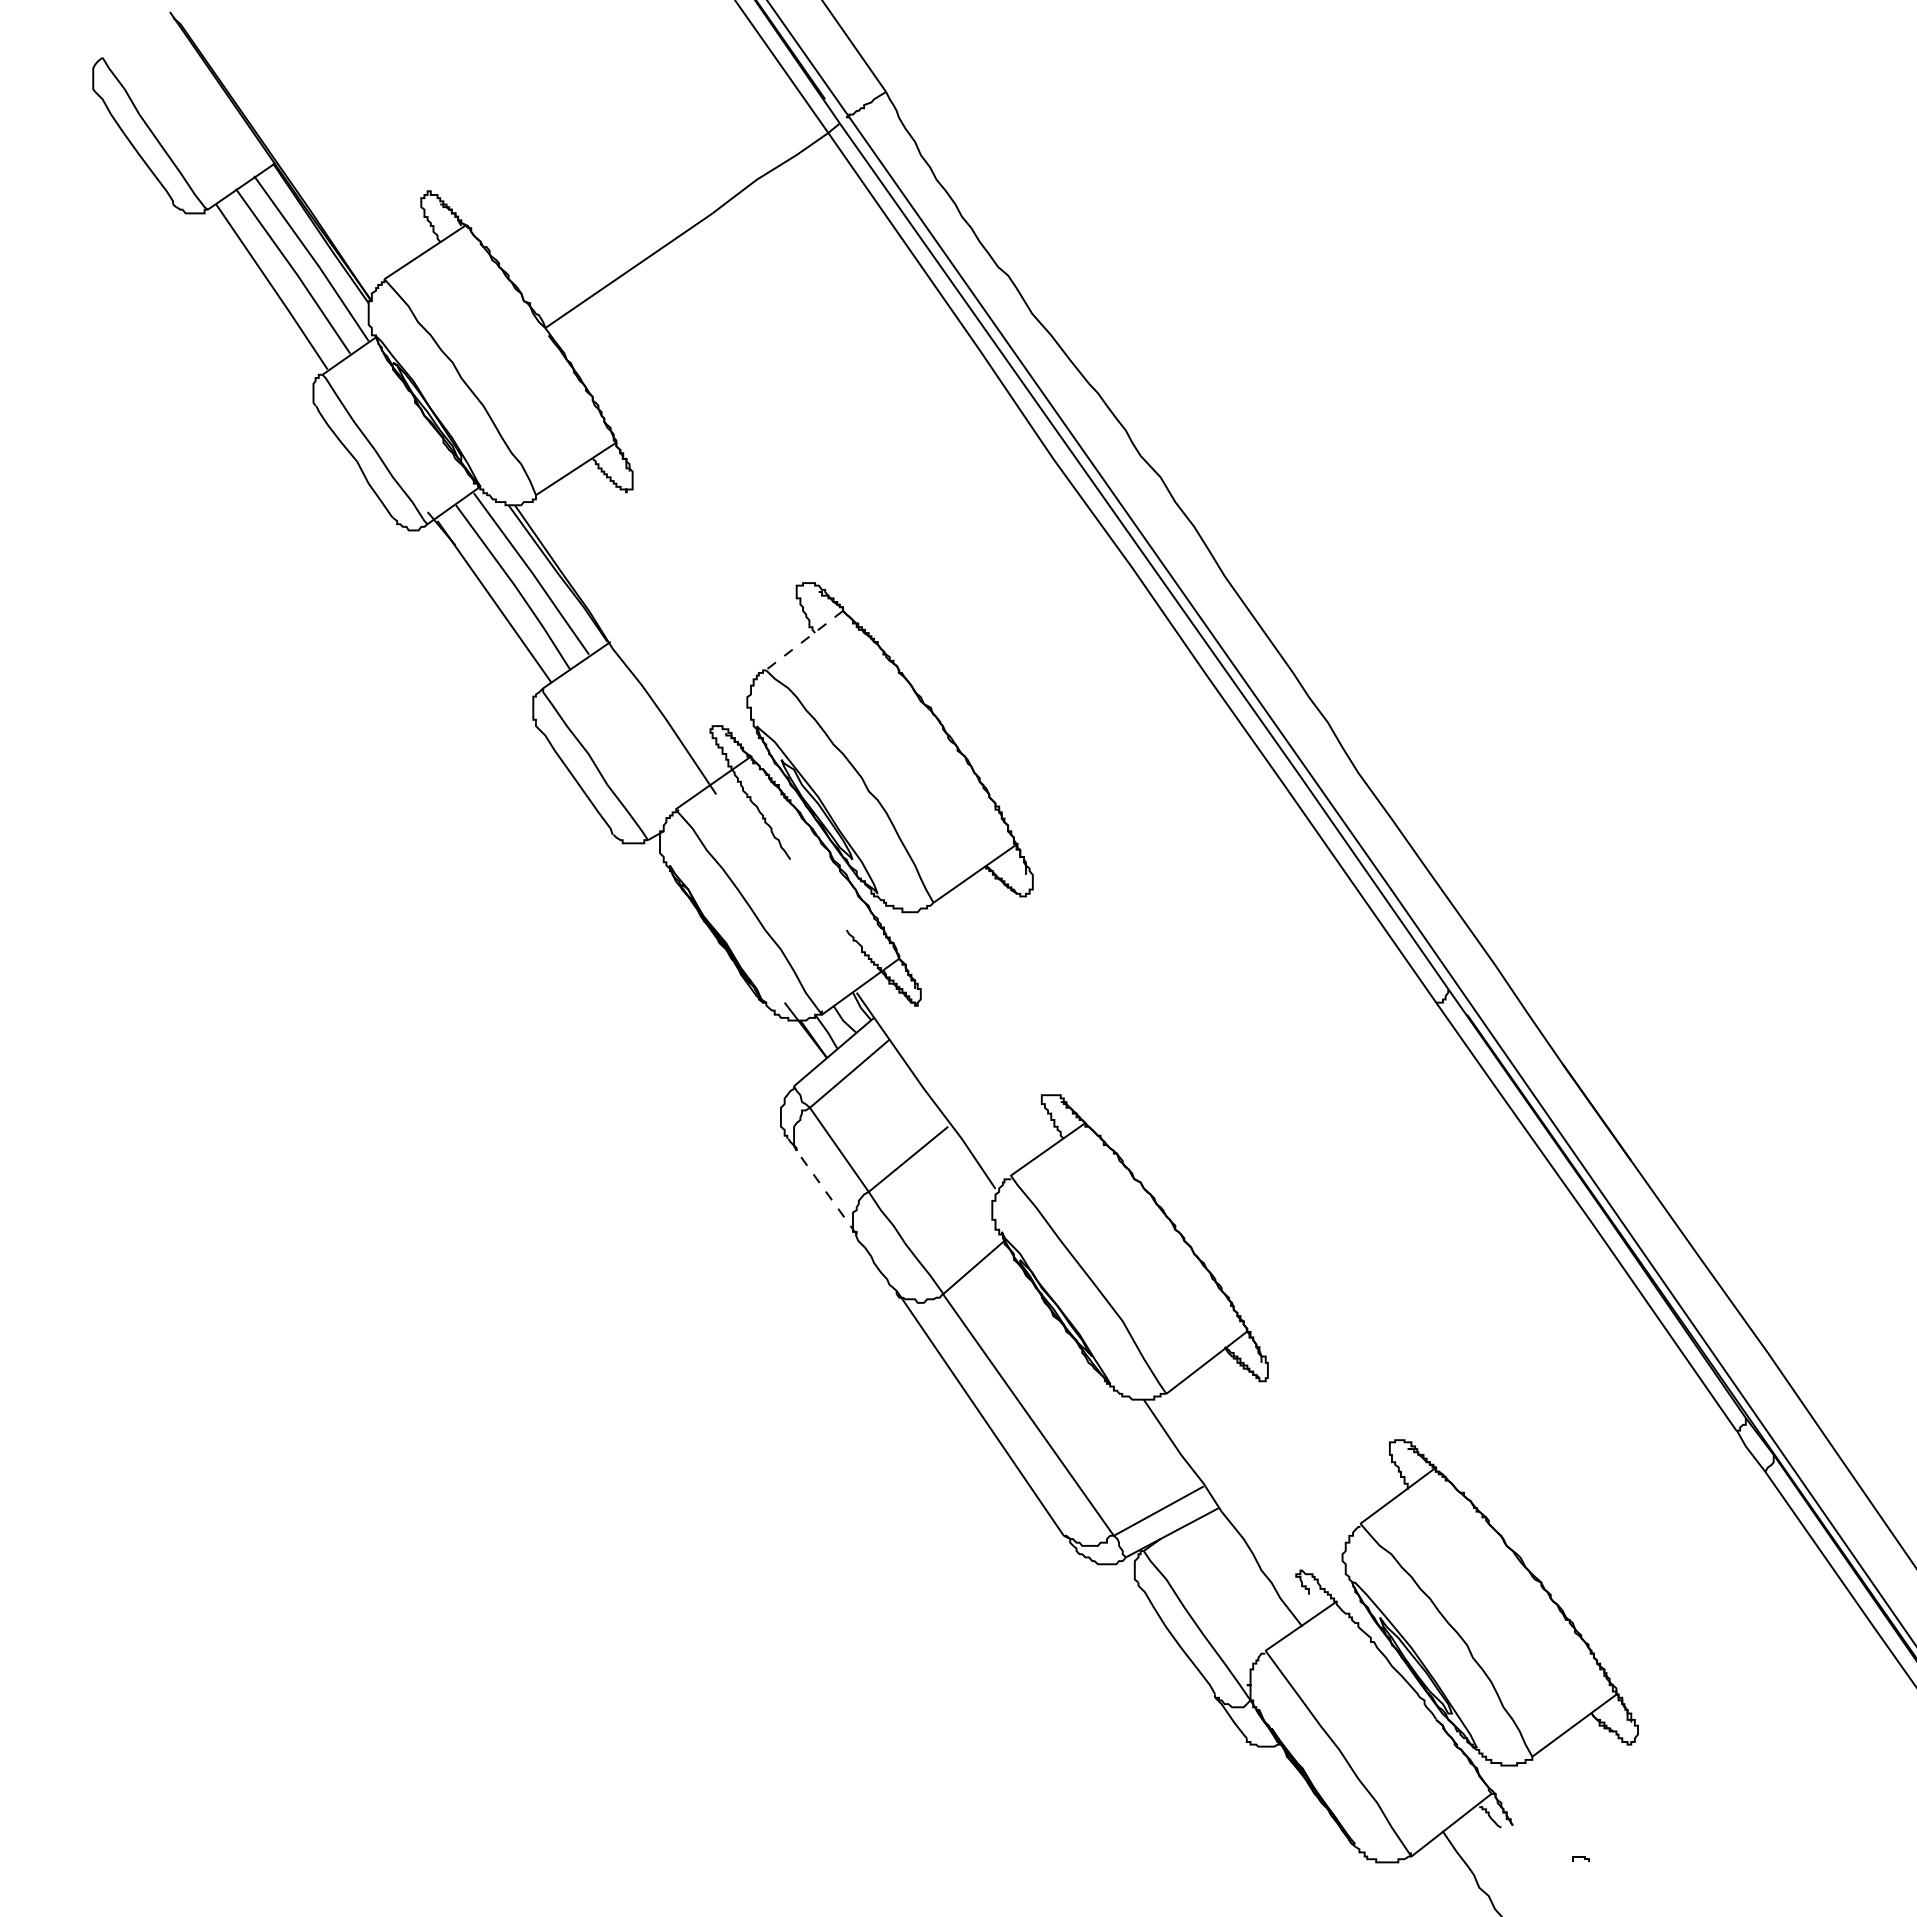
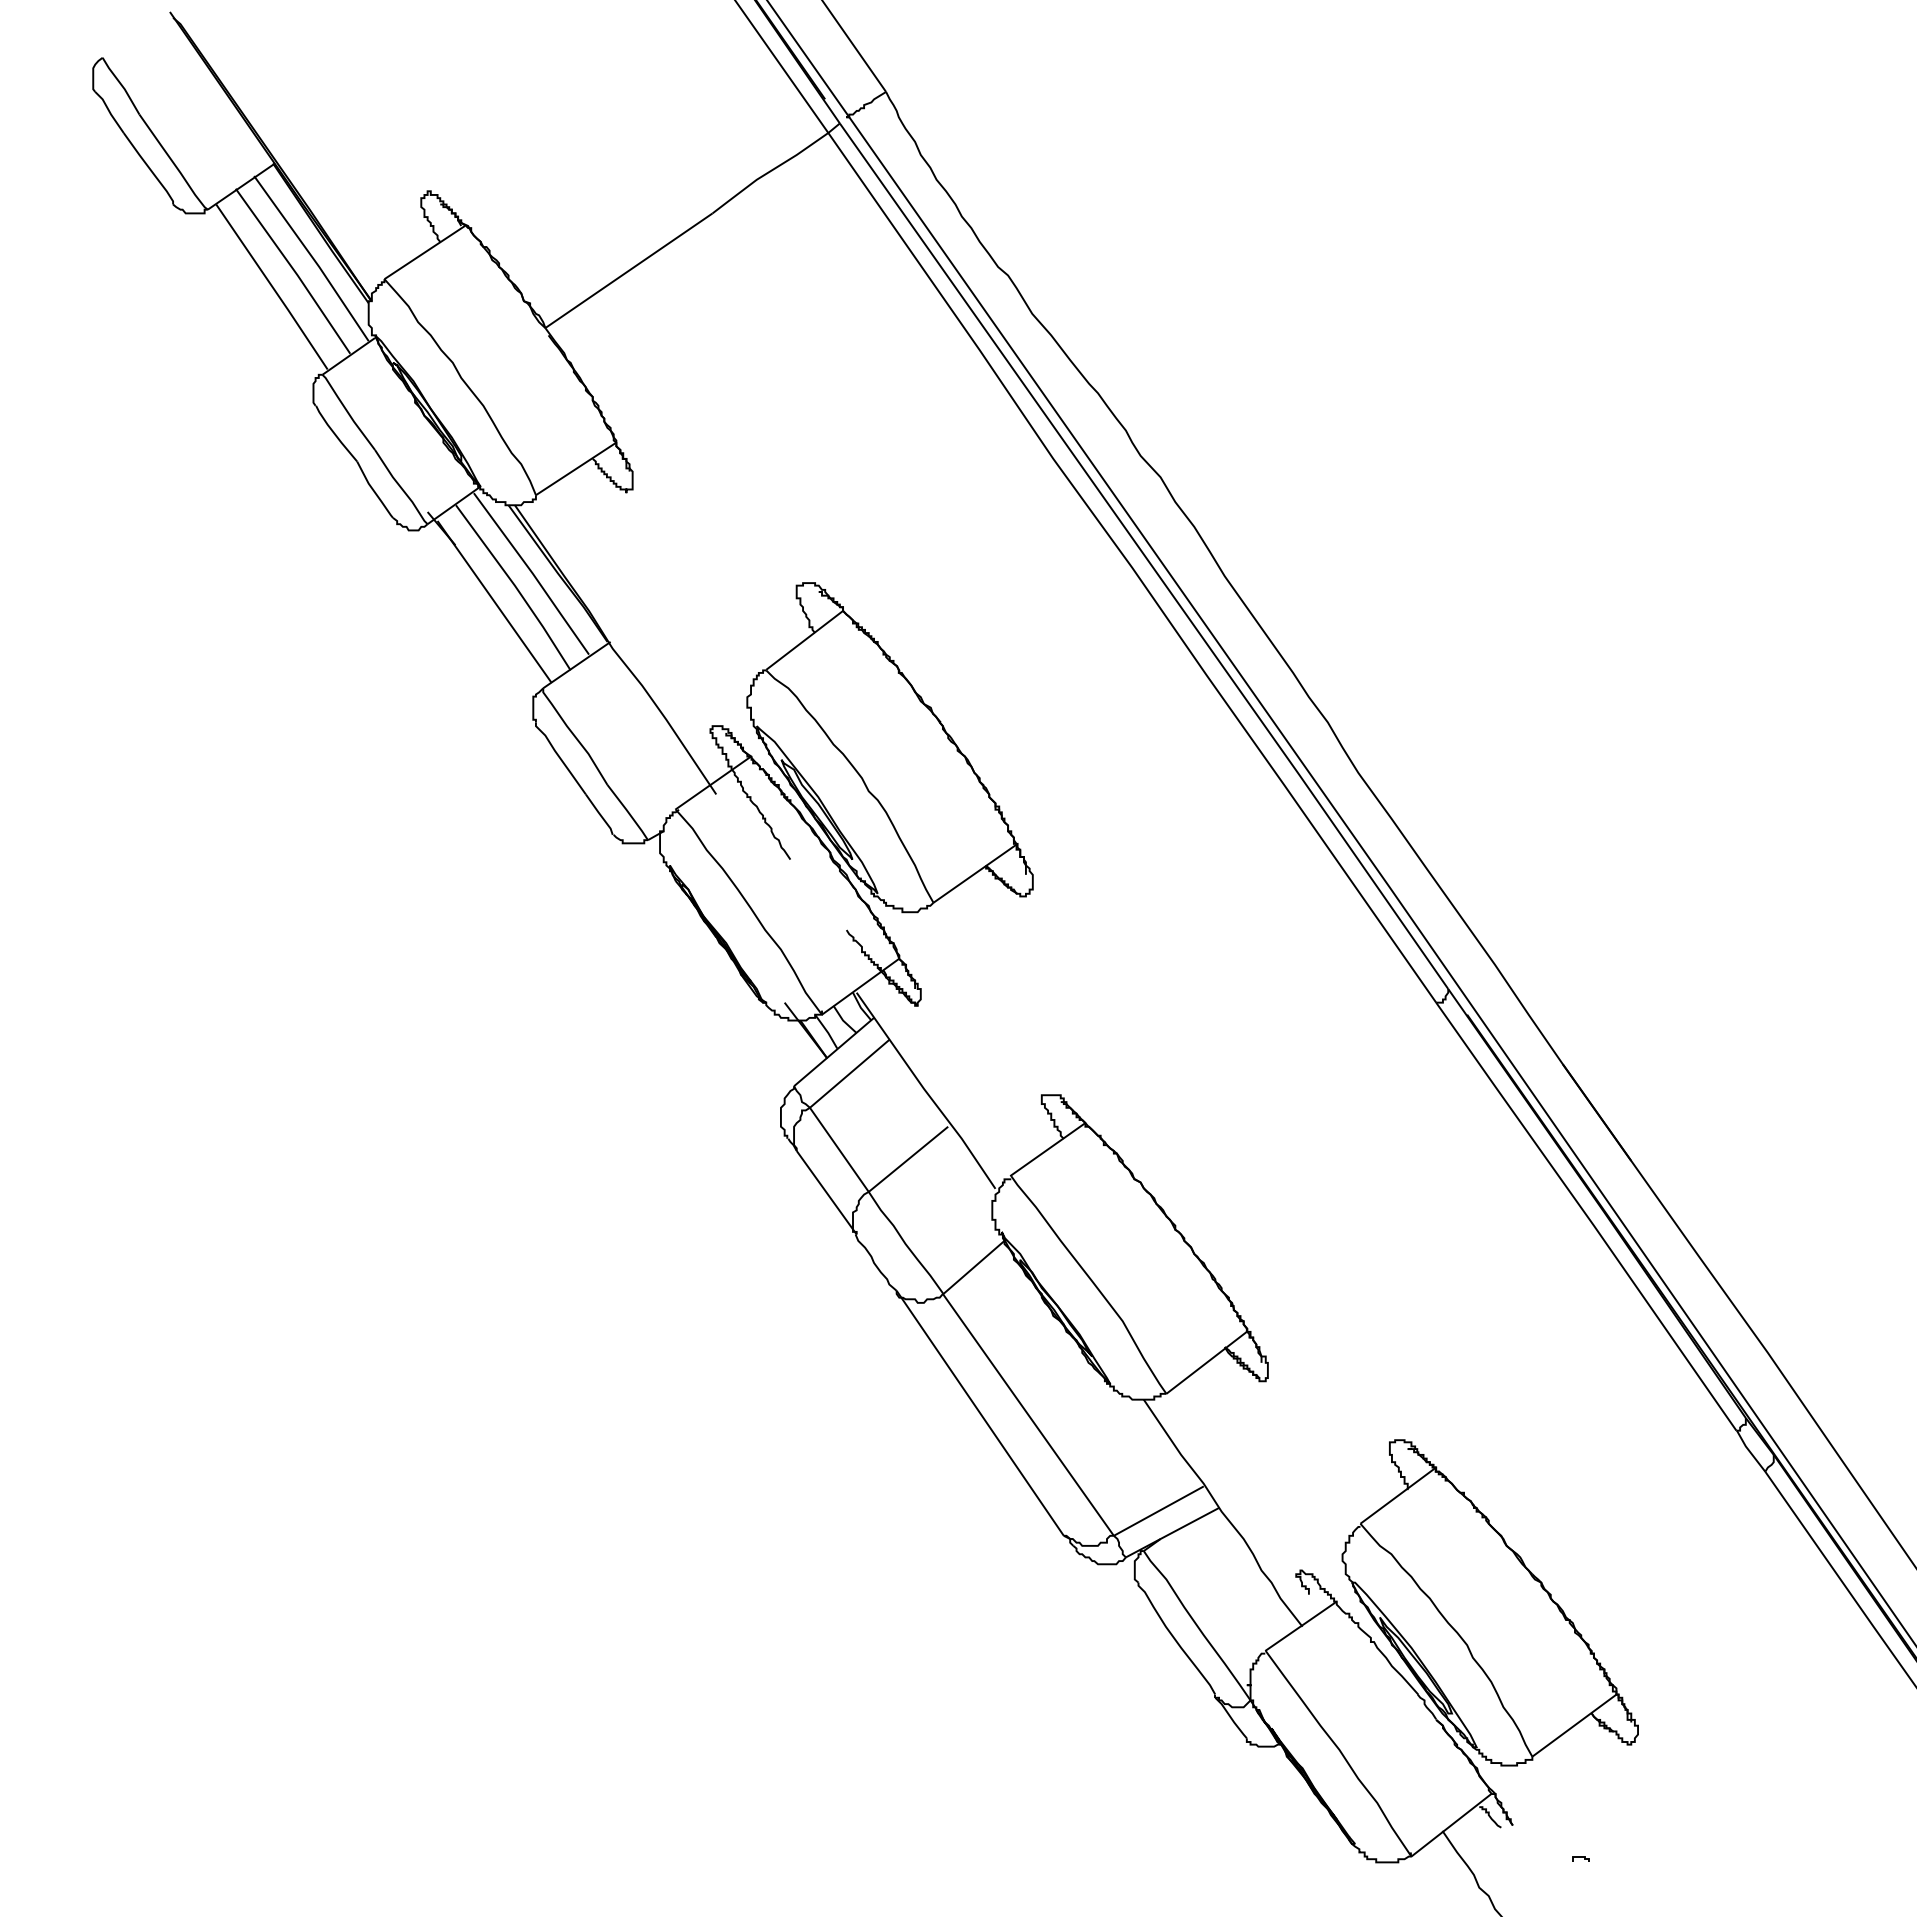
line: dashed -> solid (804, 640)
line: dashed -> solid (826, 1192)
